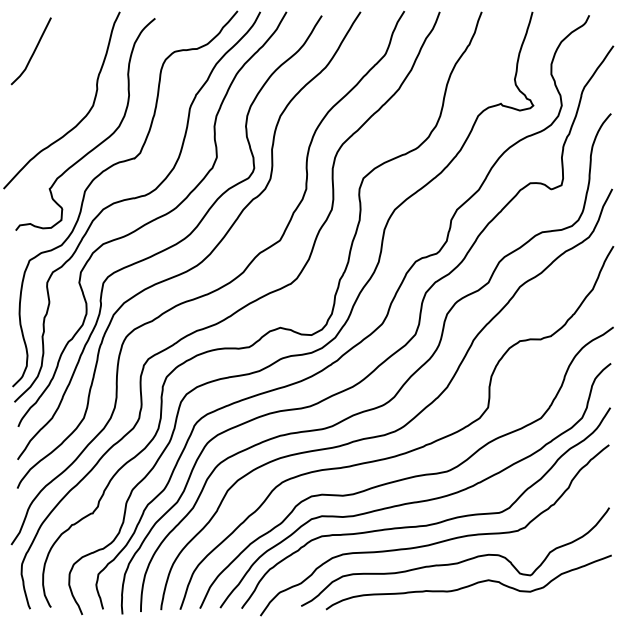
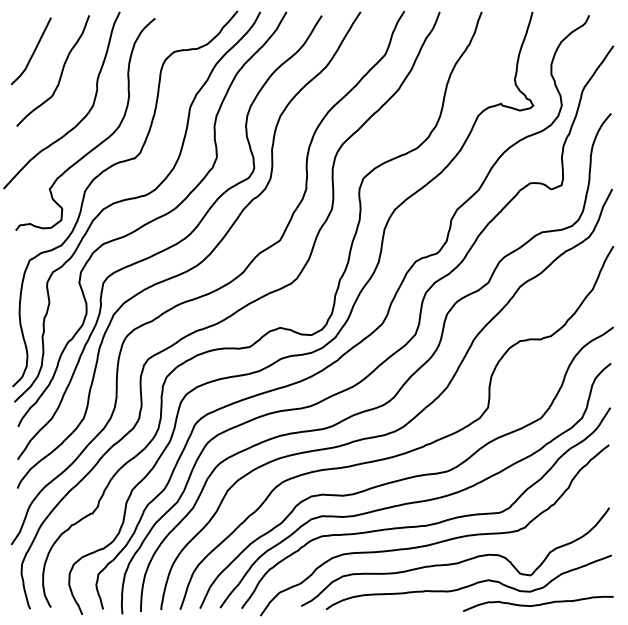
curve: none -> present (60, 73)
curve: none -> present (538, 604)
